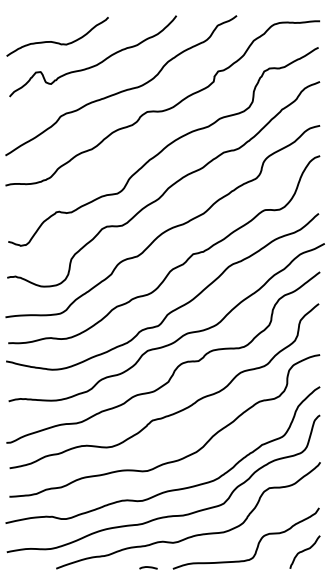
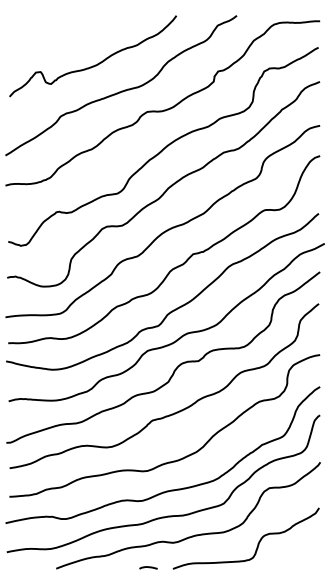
curve: present -> none (55, 41)
curve: present -> none (304, 551)
